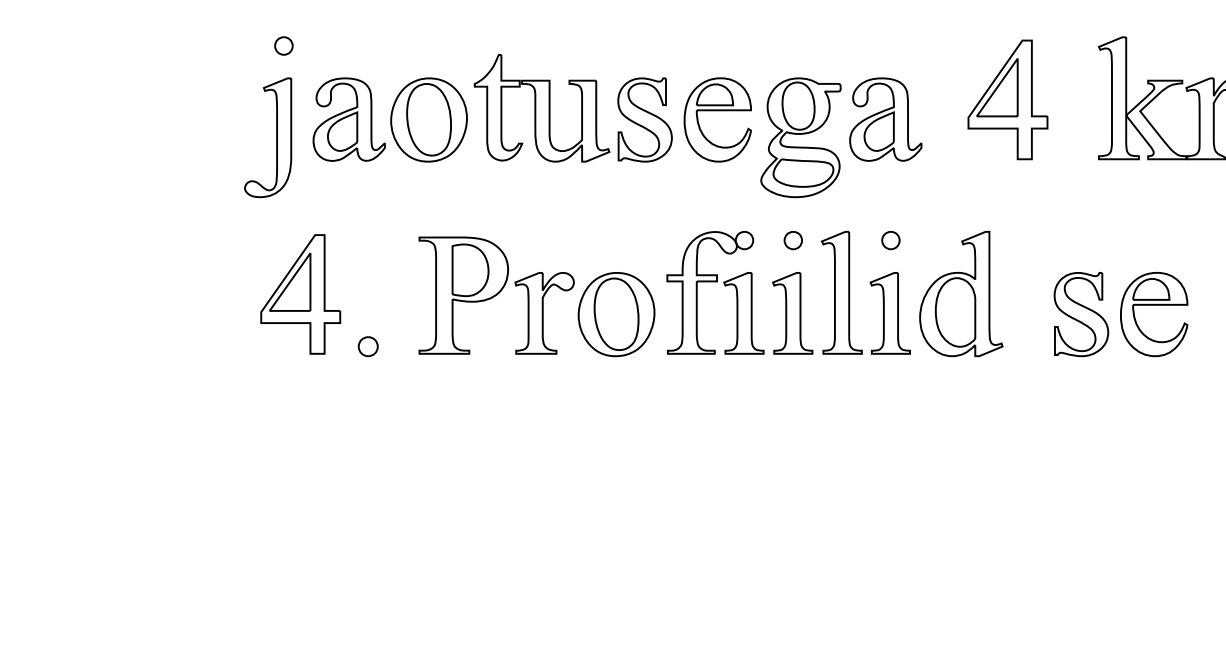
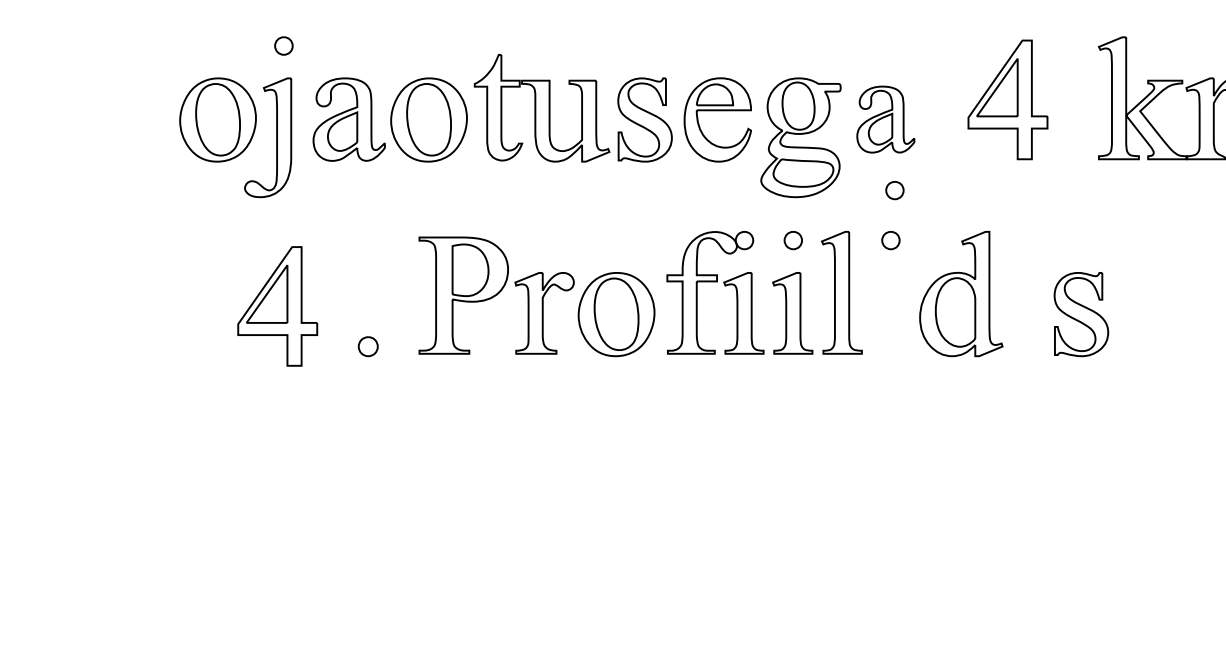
part: none -> present (217, 119)
part size: 74x85 px -> 60x69 px (885, 119)
part: none -> present (894, 190)
part position: (300, 294) -> (277, 306) (277, 306)
part: present -> none (1154, 305)
part: present -> none (889, 313)
